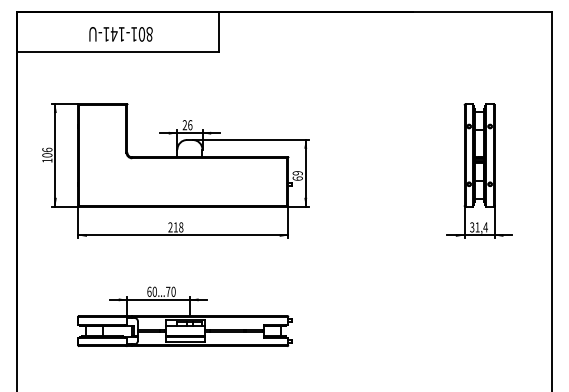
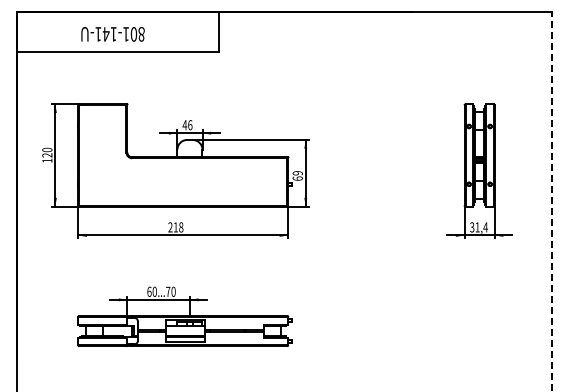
text position: (120, 34) -> (112, 34) (112, 34)
text: 26 -> 46 (184, 125)
text: 106 -> 120 (47, 152)
line: solid -> dashed (551, 201)
